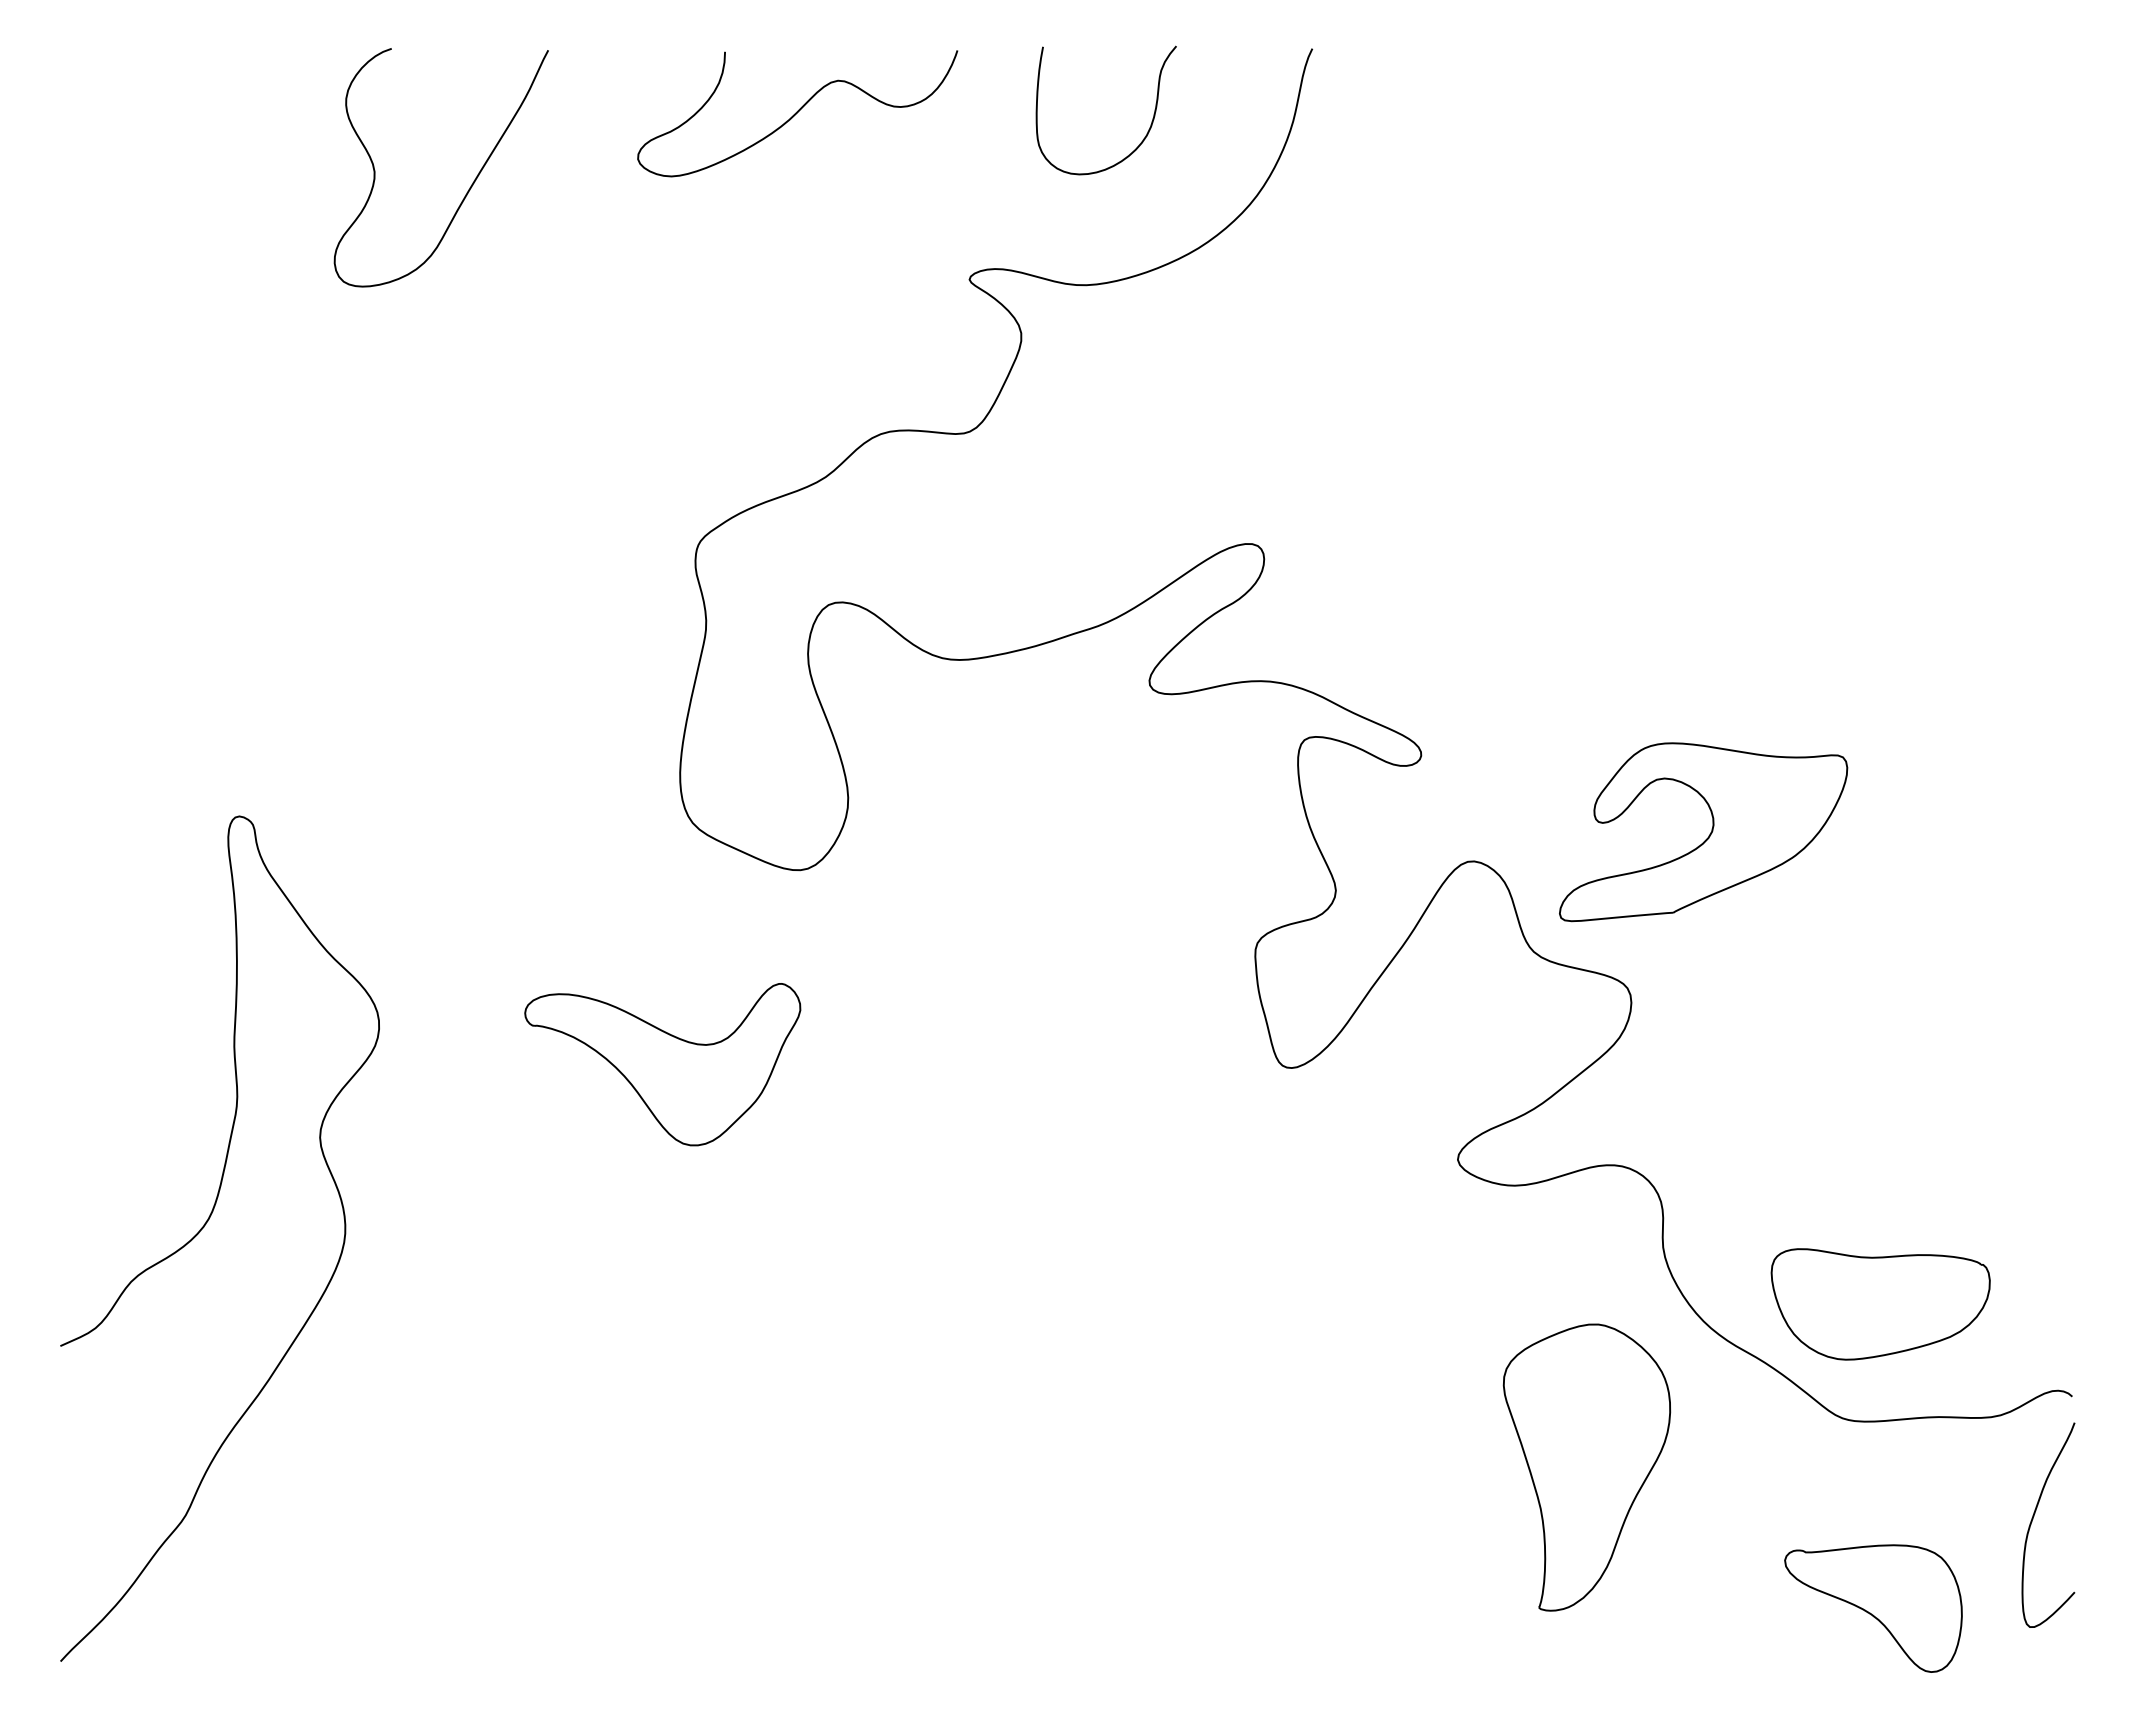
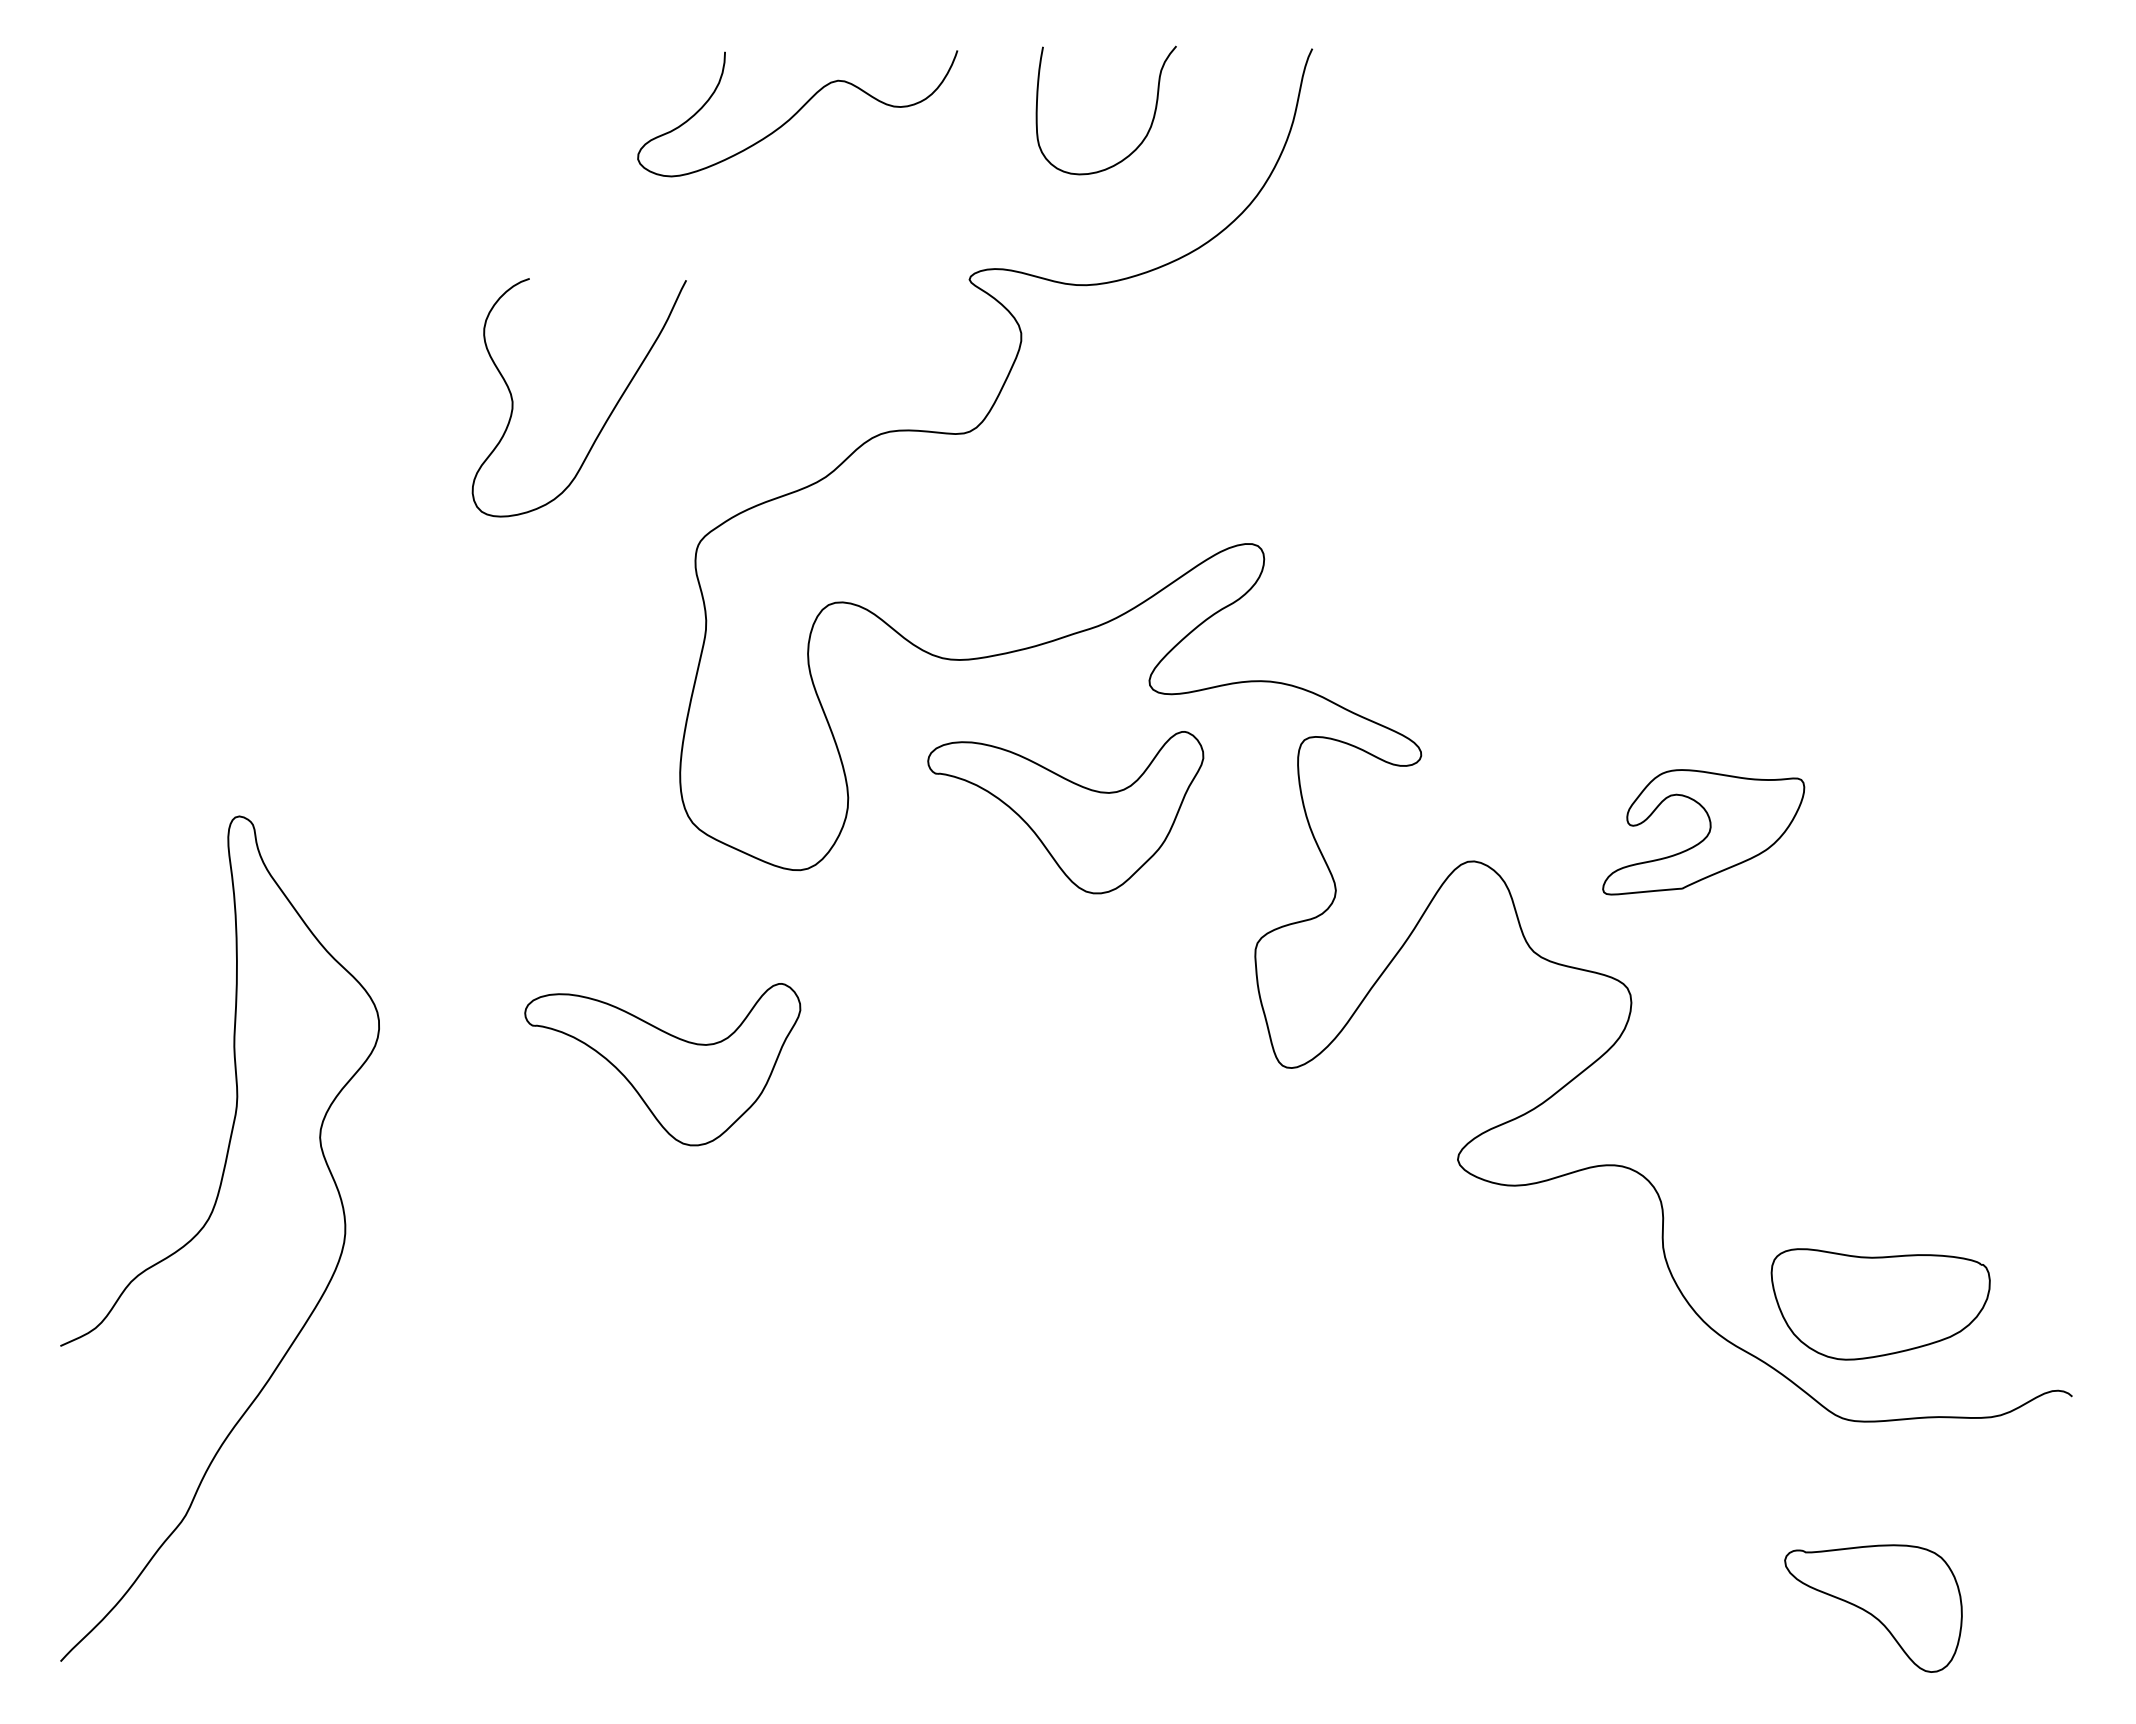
curve position: (469, 187) -> (607, 417) (607, 417)
part: none -> present (1065, 812)
part size: 290x181 px -> 204x127 px (1703, 832)
part: present -> none (1586, 1467)
curve: present -> none (2033, 1519)
